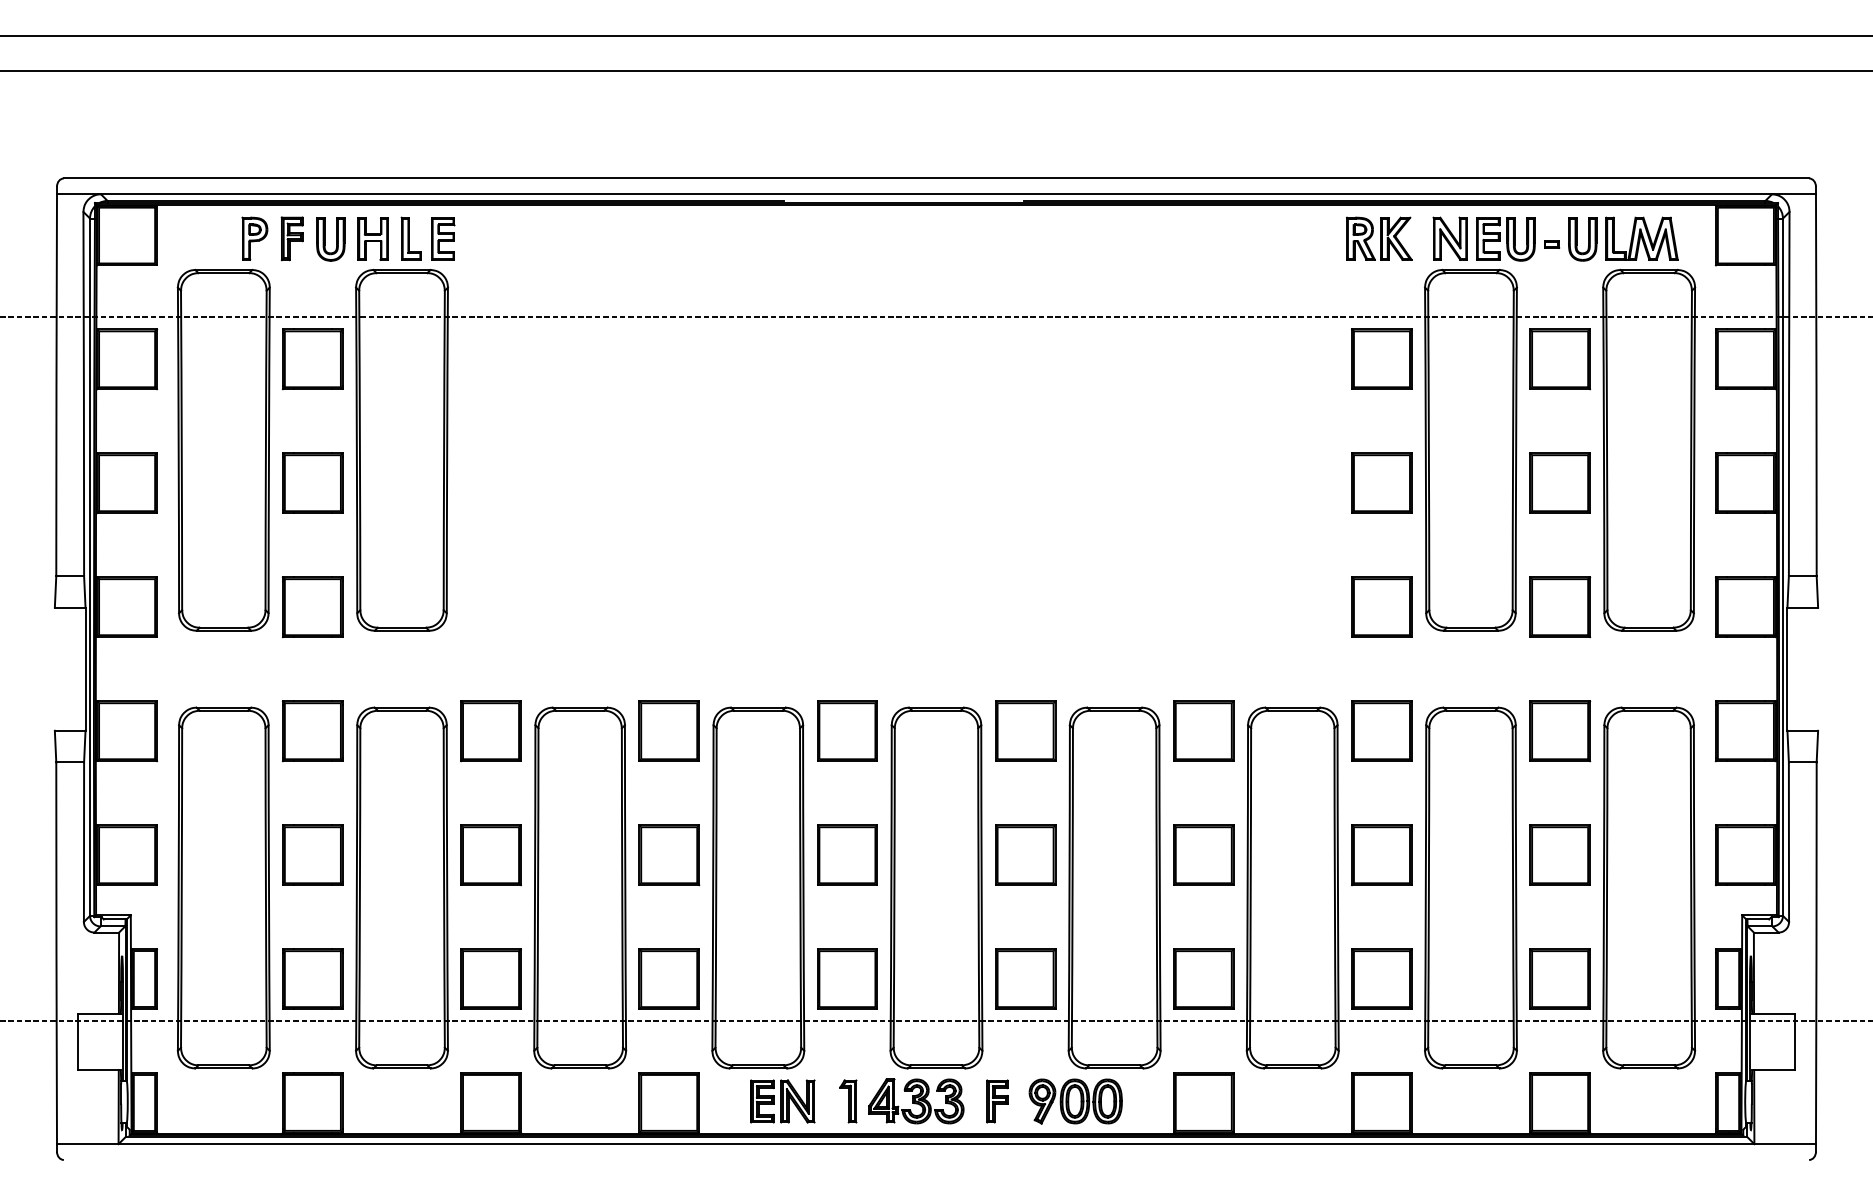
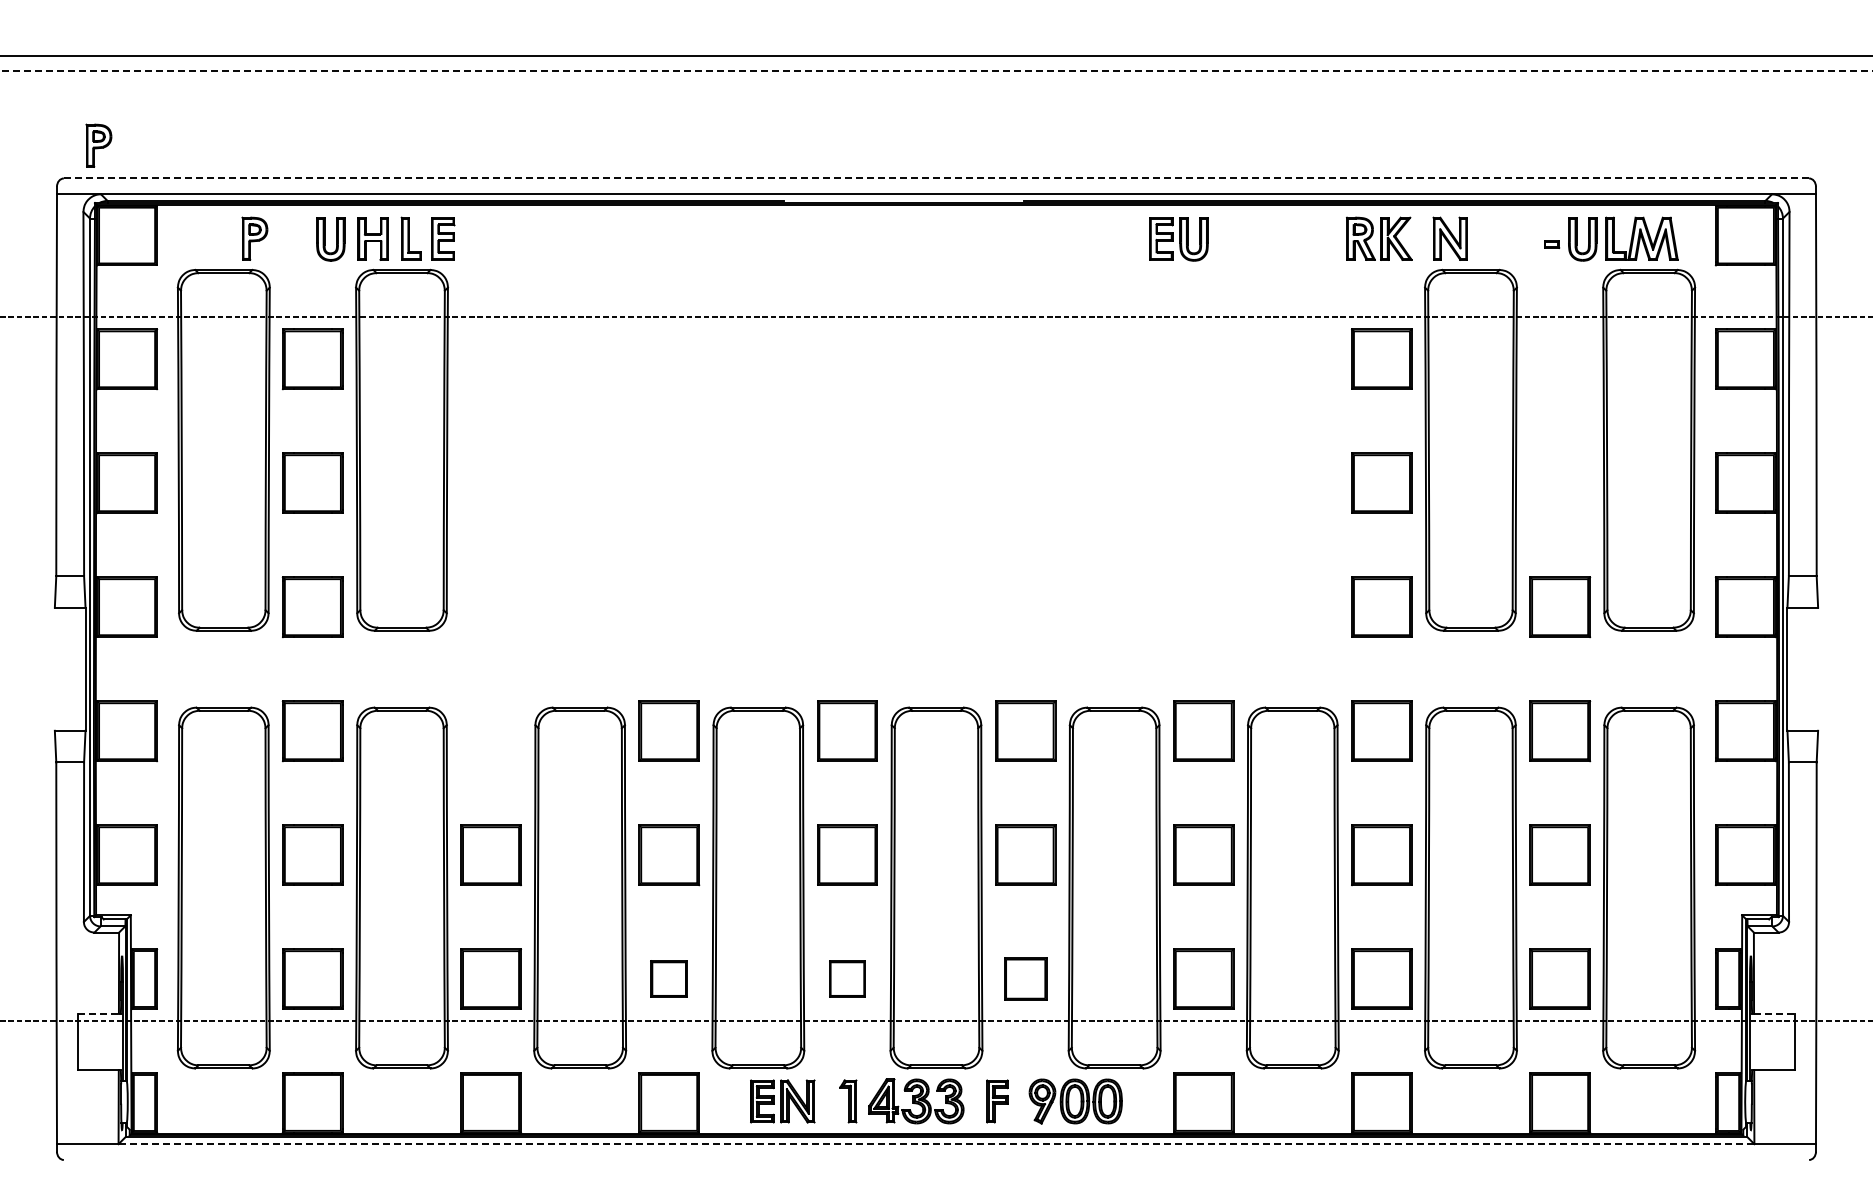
line position: (935, 36) -> (935, 56) (935, 56)
line: solid -> dashed (936, 71)
part: none -> present (98, 145)
line: solid -> dashed (936, 178)
part: present -> none (291, 238)
part position: (1505, 239) -> (1178, 239) (1178, 239)
part: present -> none (1560, 359)
part: present -> none (1559, 482)
part: present -> none (490, 731)
part size: 62x62 px -> 38x38 px (668, 978)
part size: 61x62 px -> 37x38 px (847, 978)
part size: 62x62 px -> 44x44 px (1025, 978)
line: solid -> dashed (99, 1013)
line: solid -> dashed (1774, 1013)
line: solid -> dashed (936, 1144)
